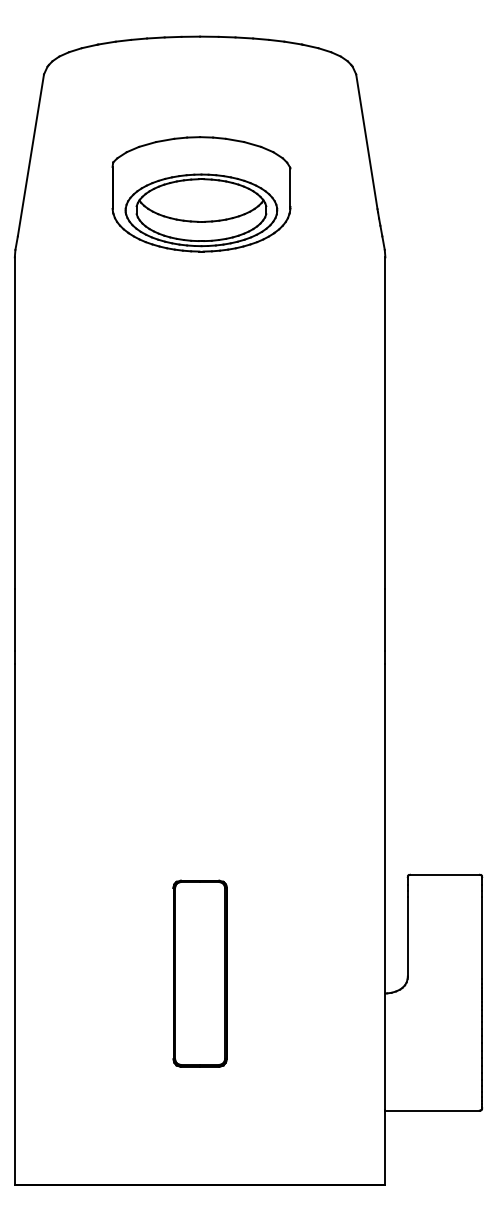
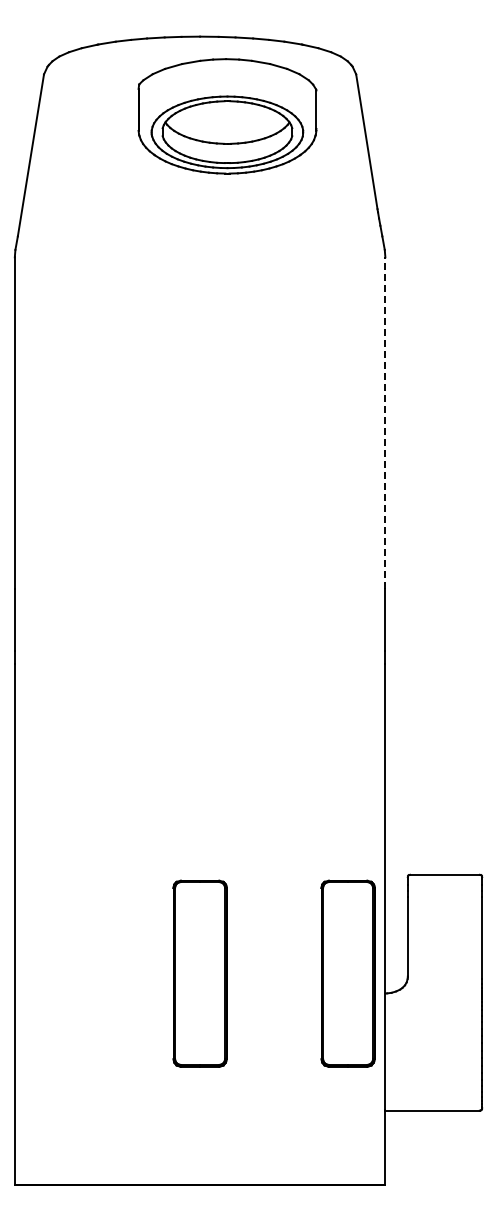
part position: (201, 194) -> (227, 116) (227, 116)
line: solid -> dashed (385, 423)
part: none -> present (347, 973)
